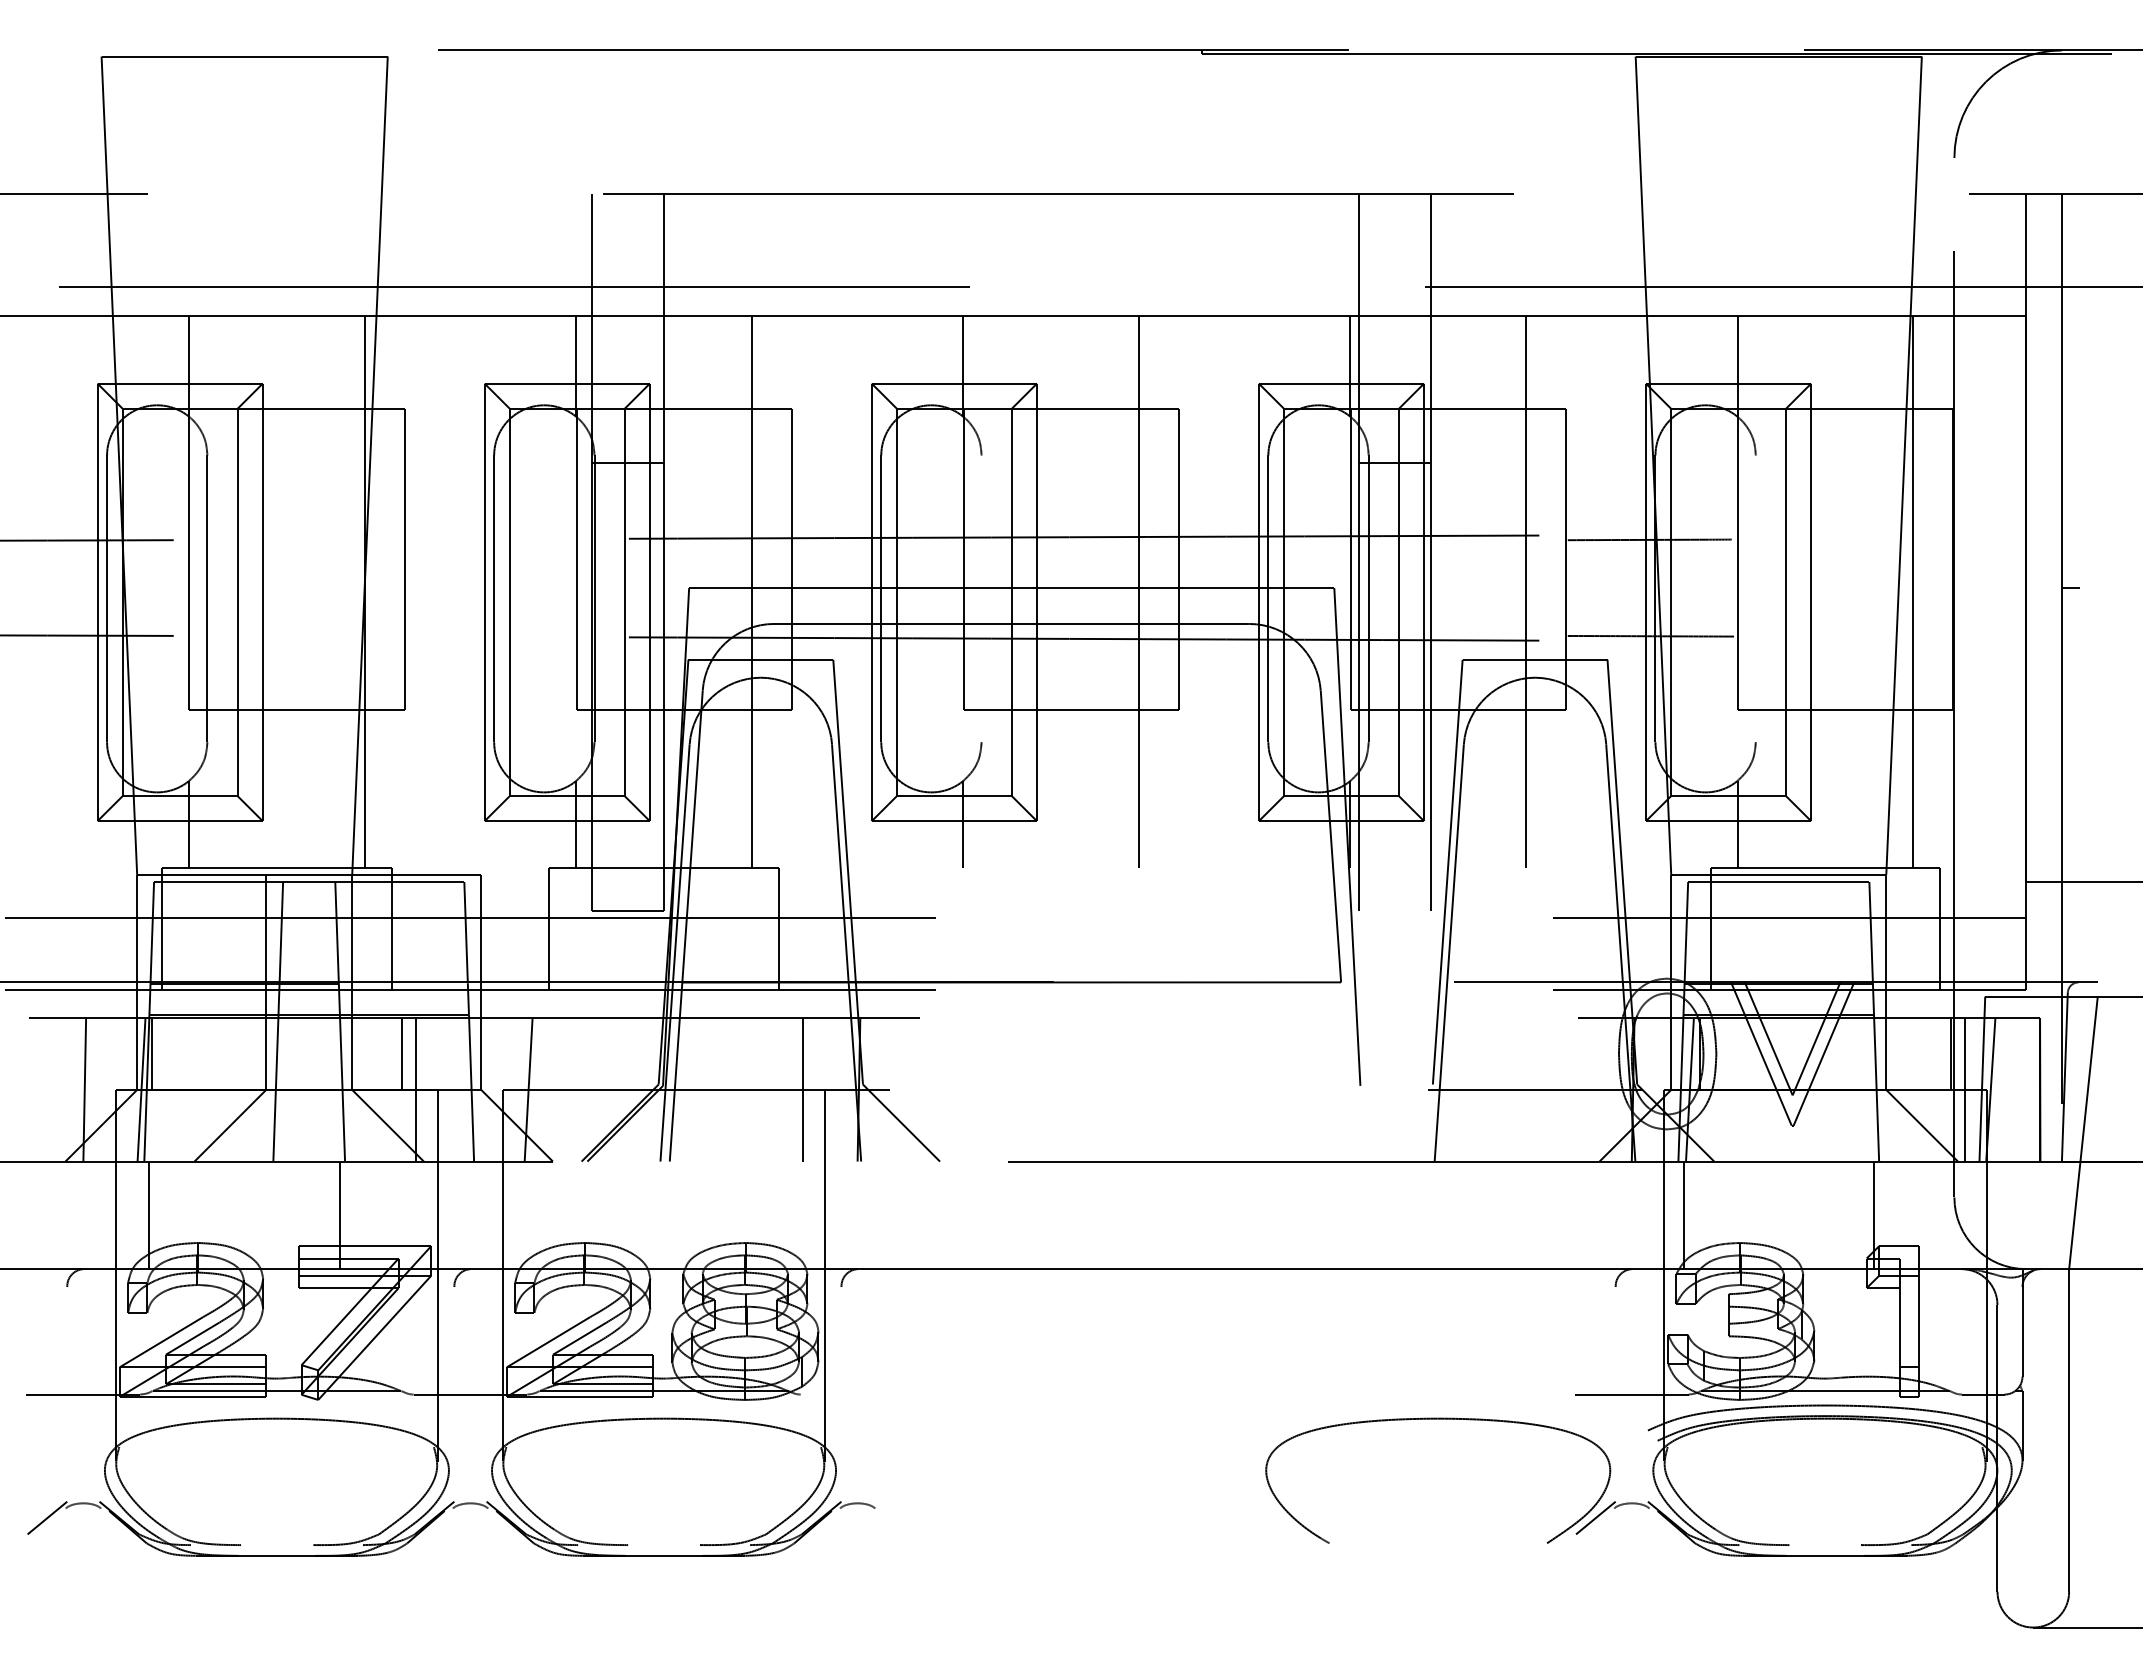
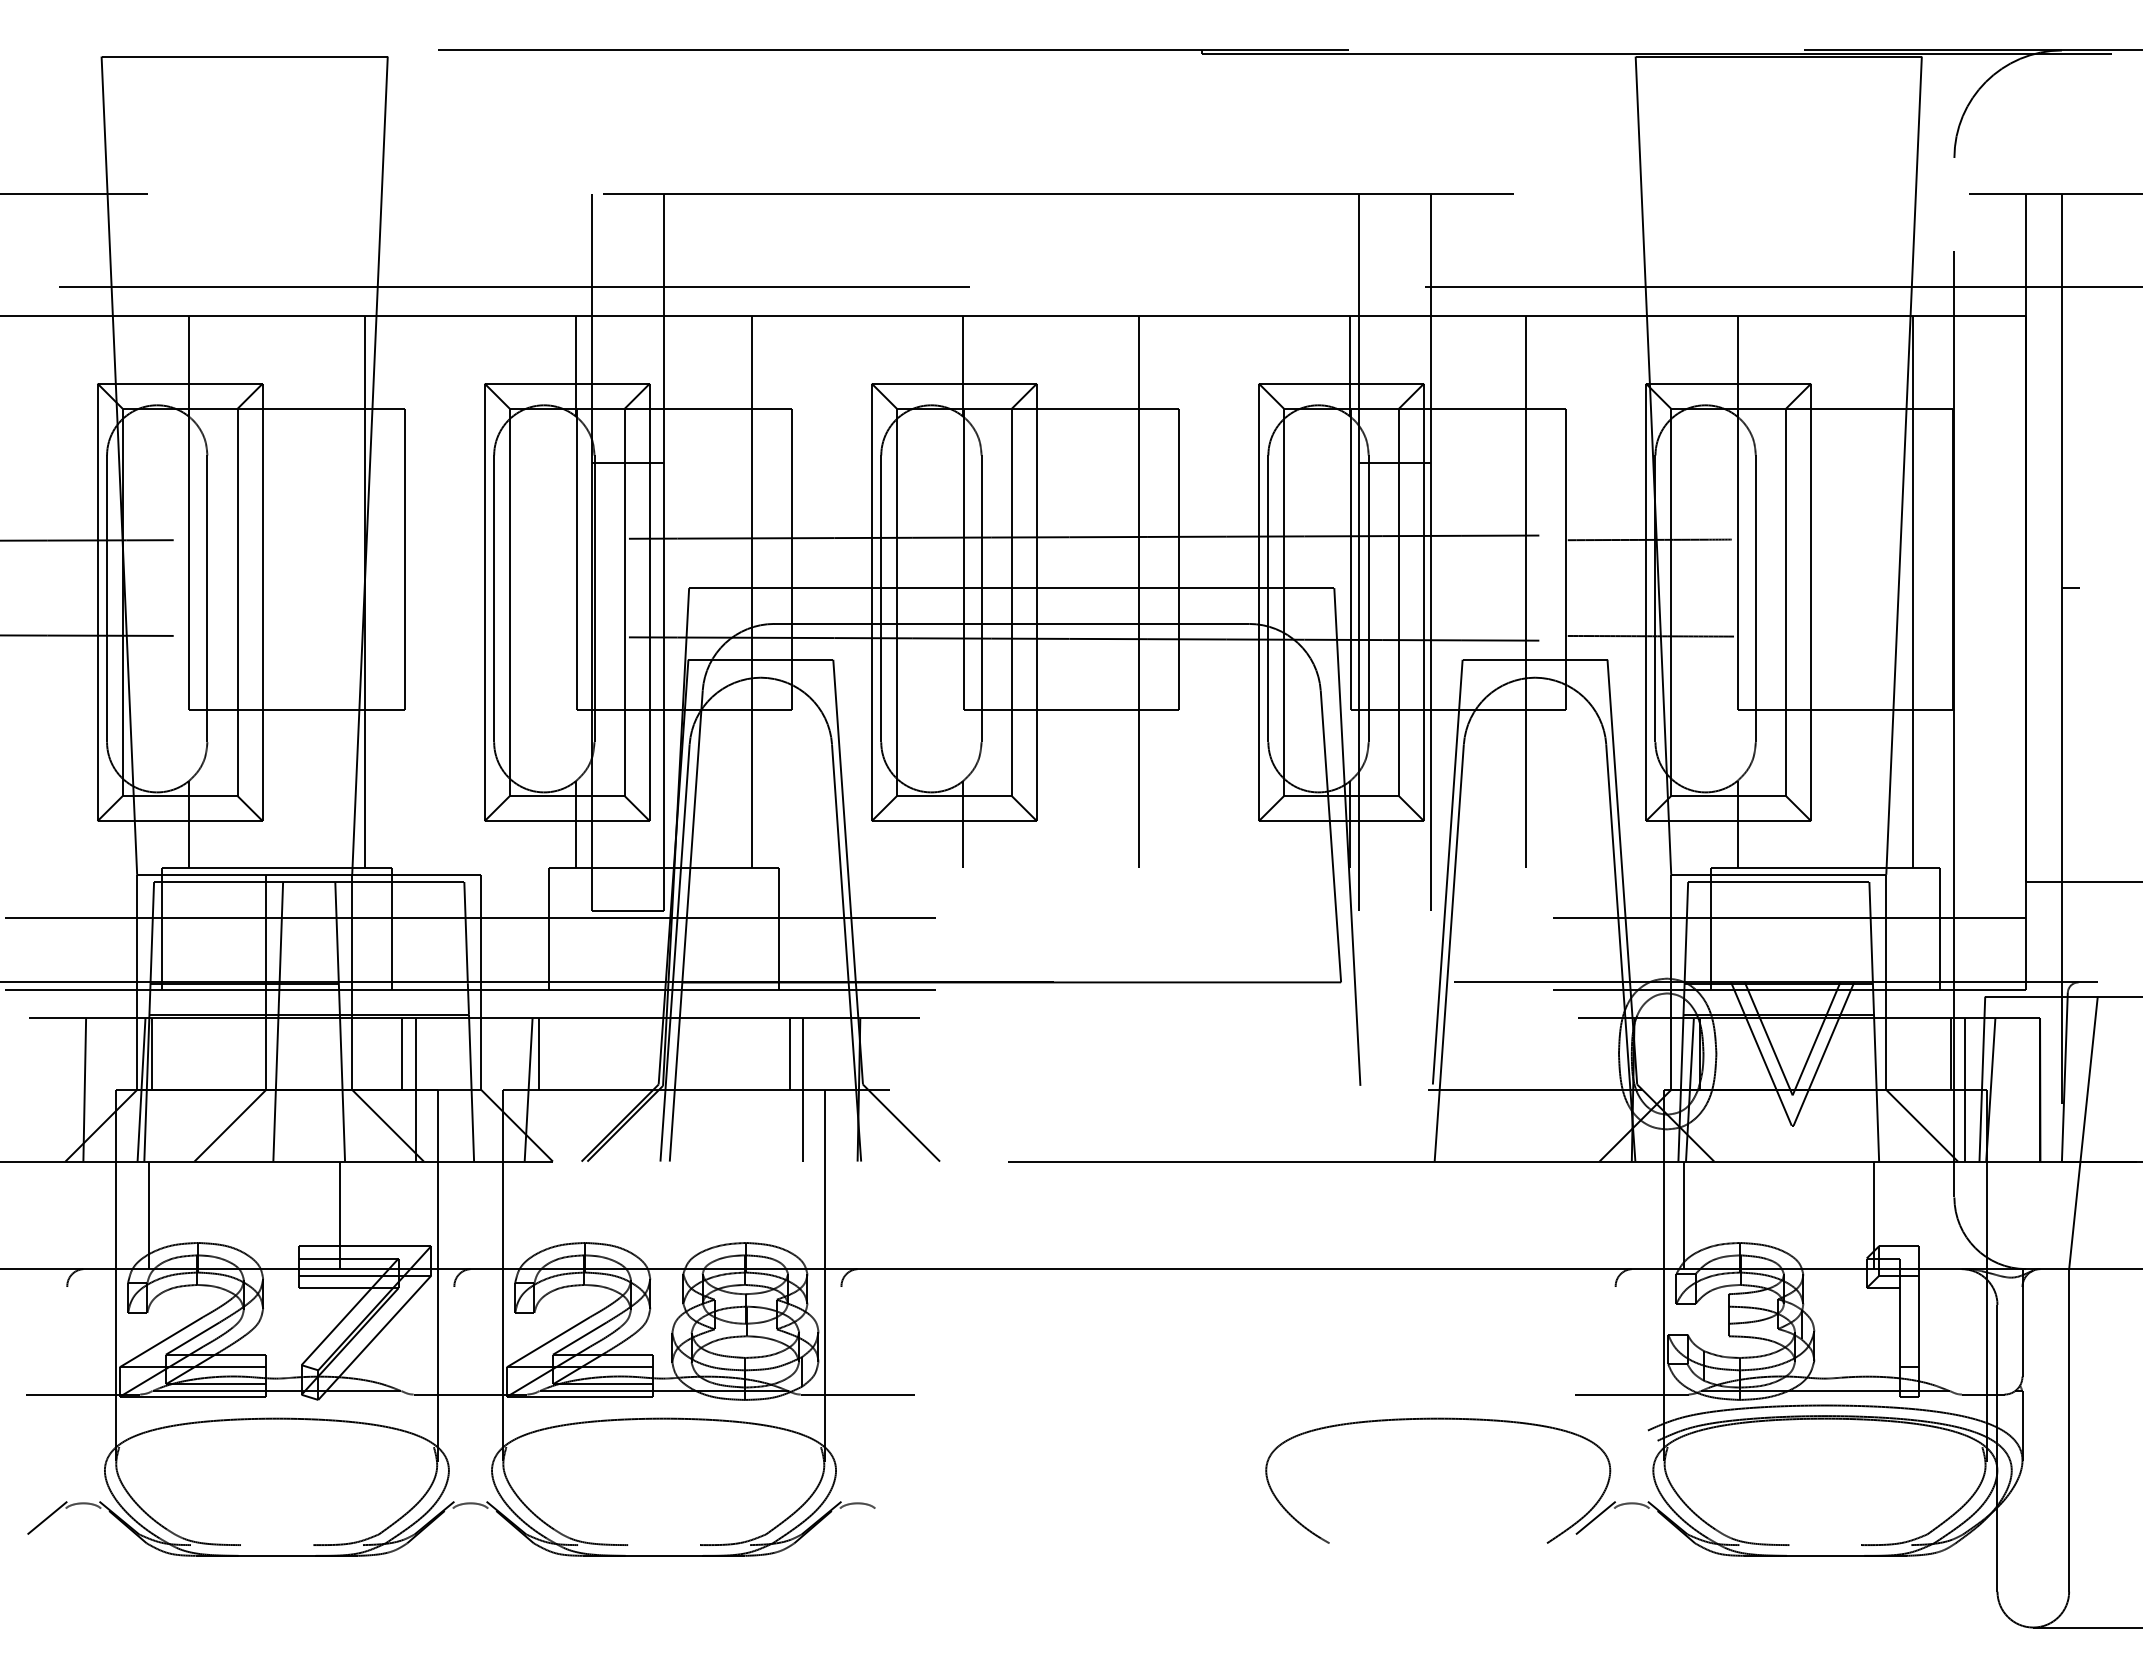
line: none -> present (981, 598)
line: none -> present (1755, 598)
line: none -> present (538, 1053)
line: none -> present (789, 1053)
line: none -> present (857, 1394)
